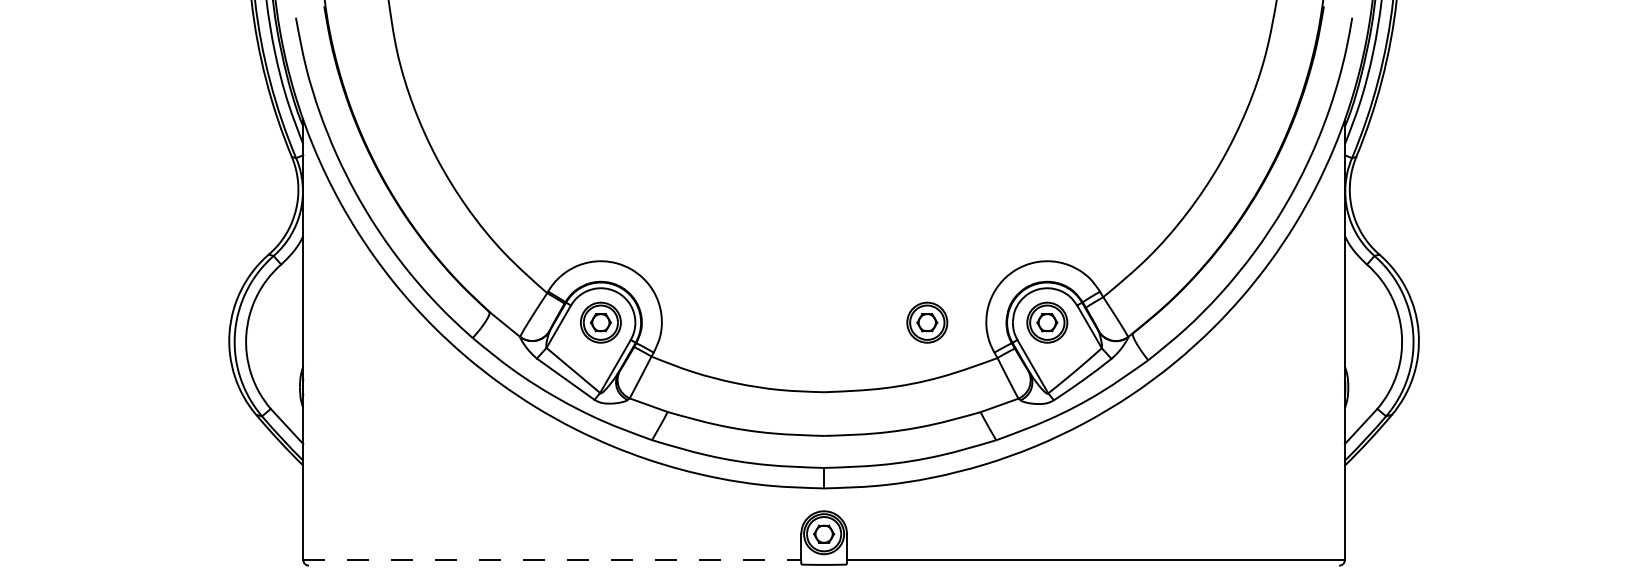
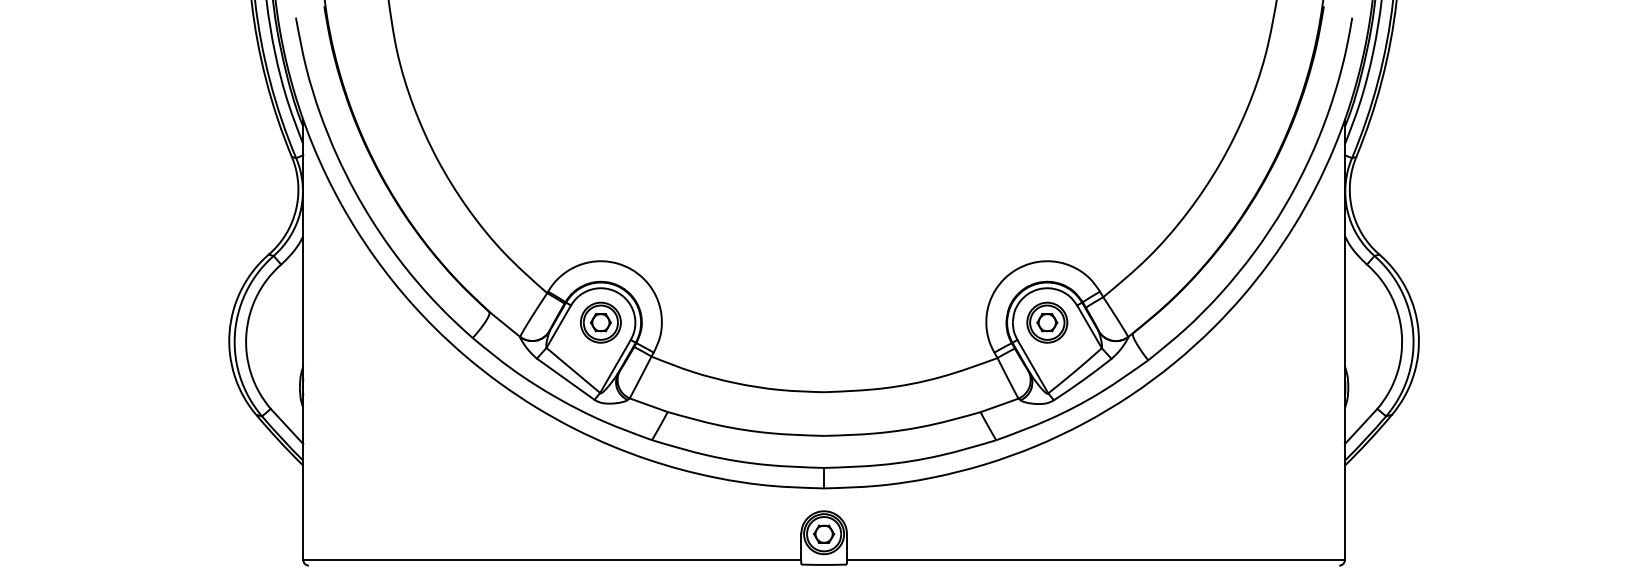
part: present -> none (927, 322)
line: dashed -> solid (552, 559)
